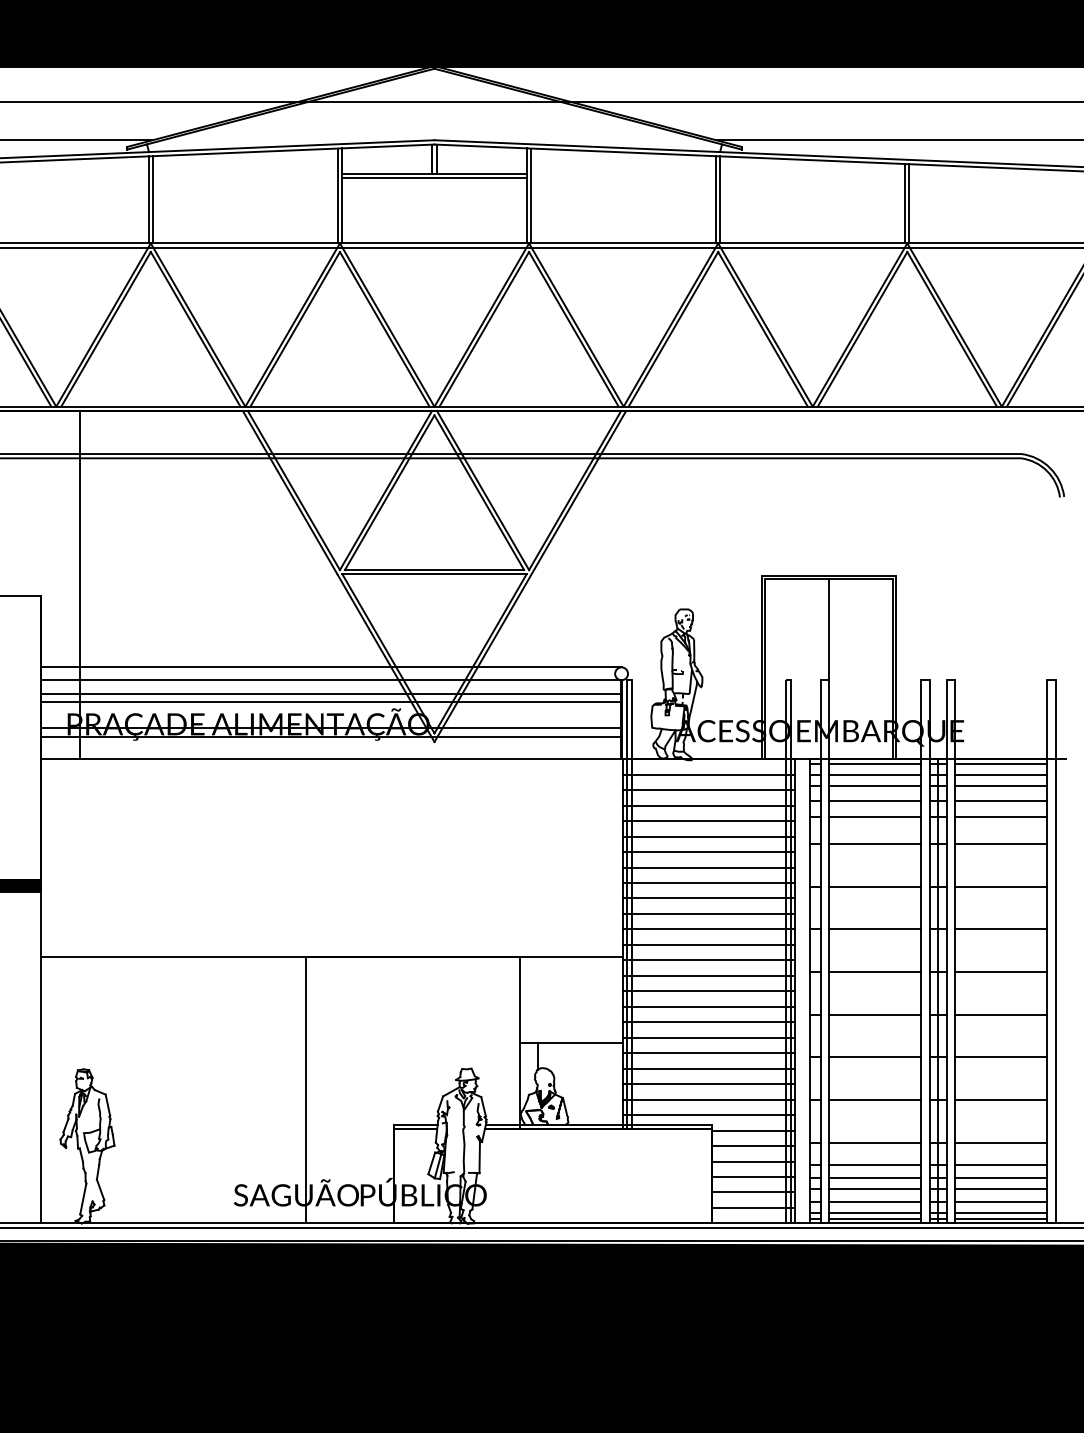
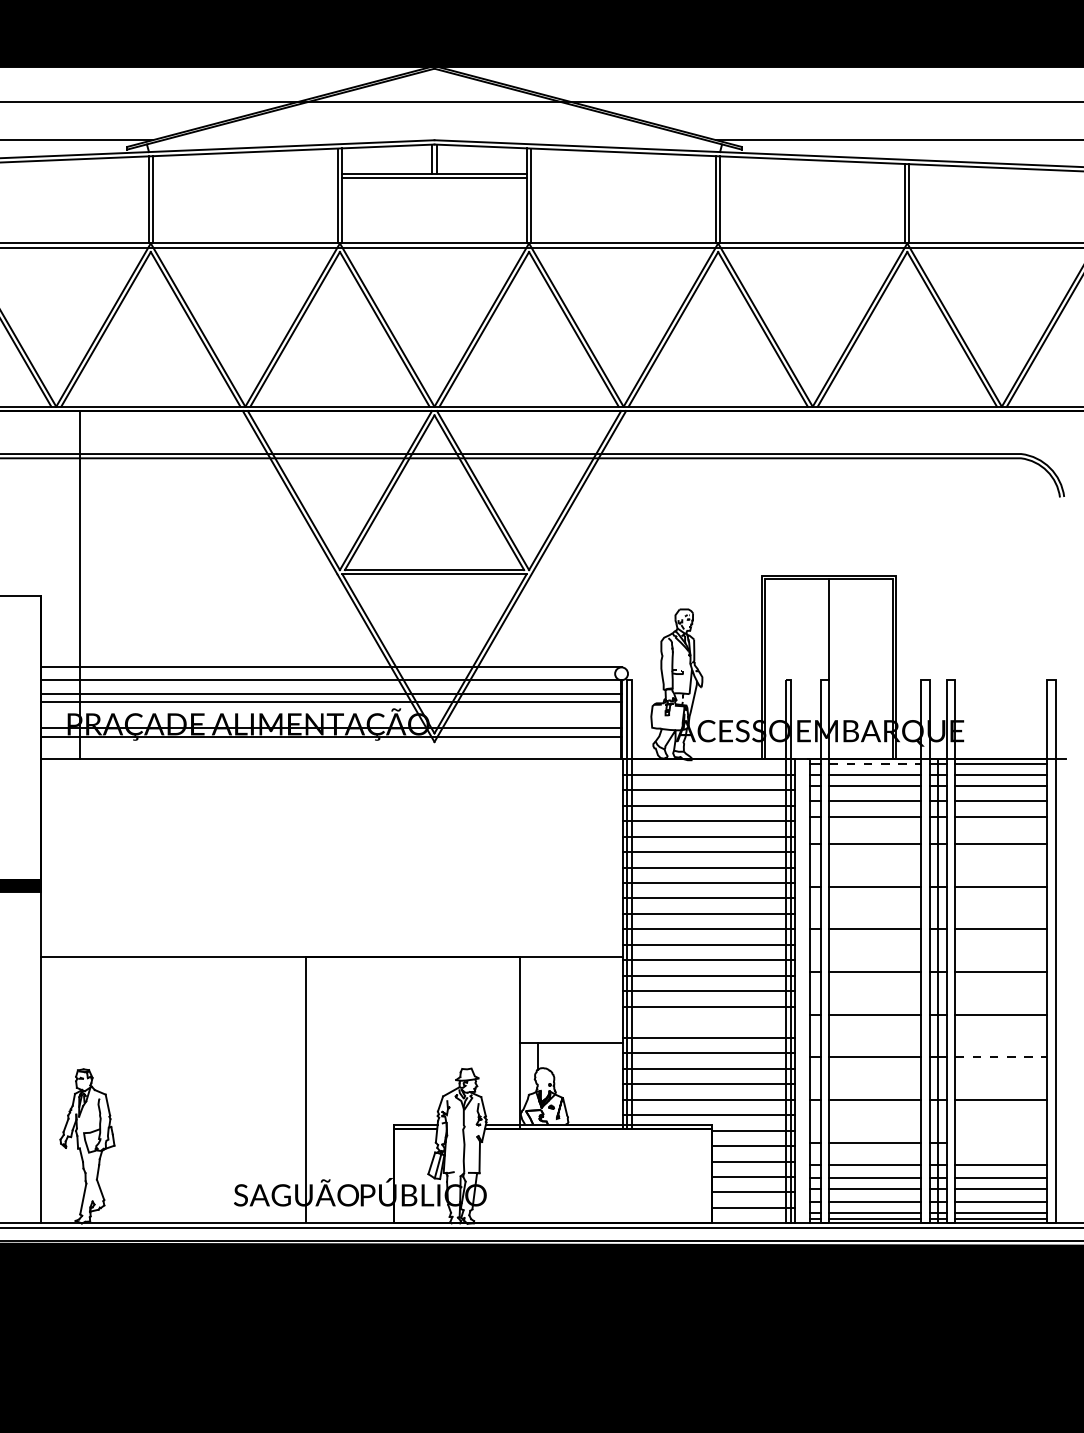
line: solid -> dashed (875, 763)
line: present -> none (708, 1022)
line: solid -> dashed (1001, 1057)
line: present -> none (1001, 1142)
